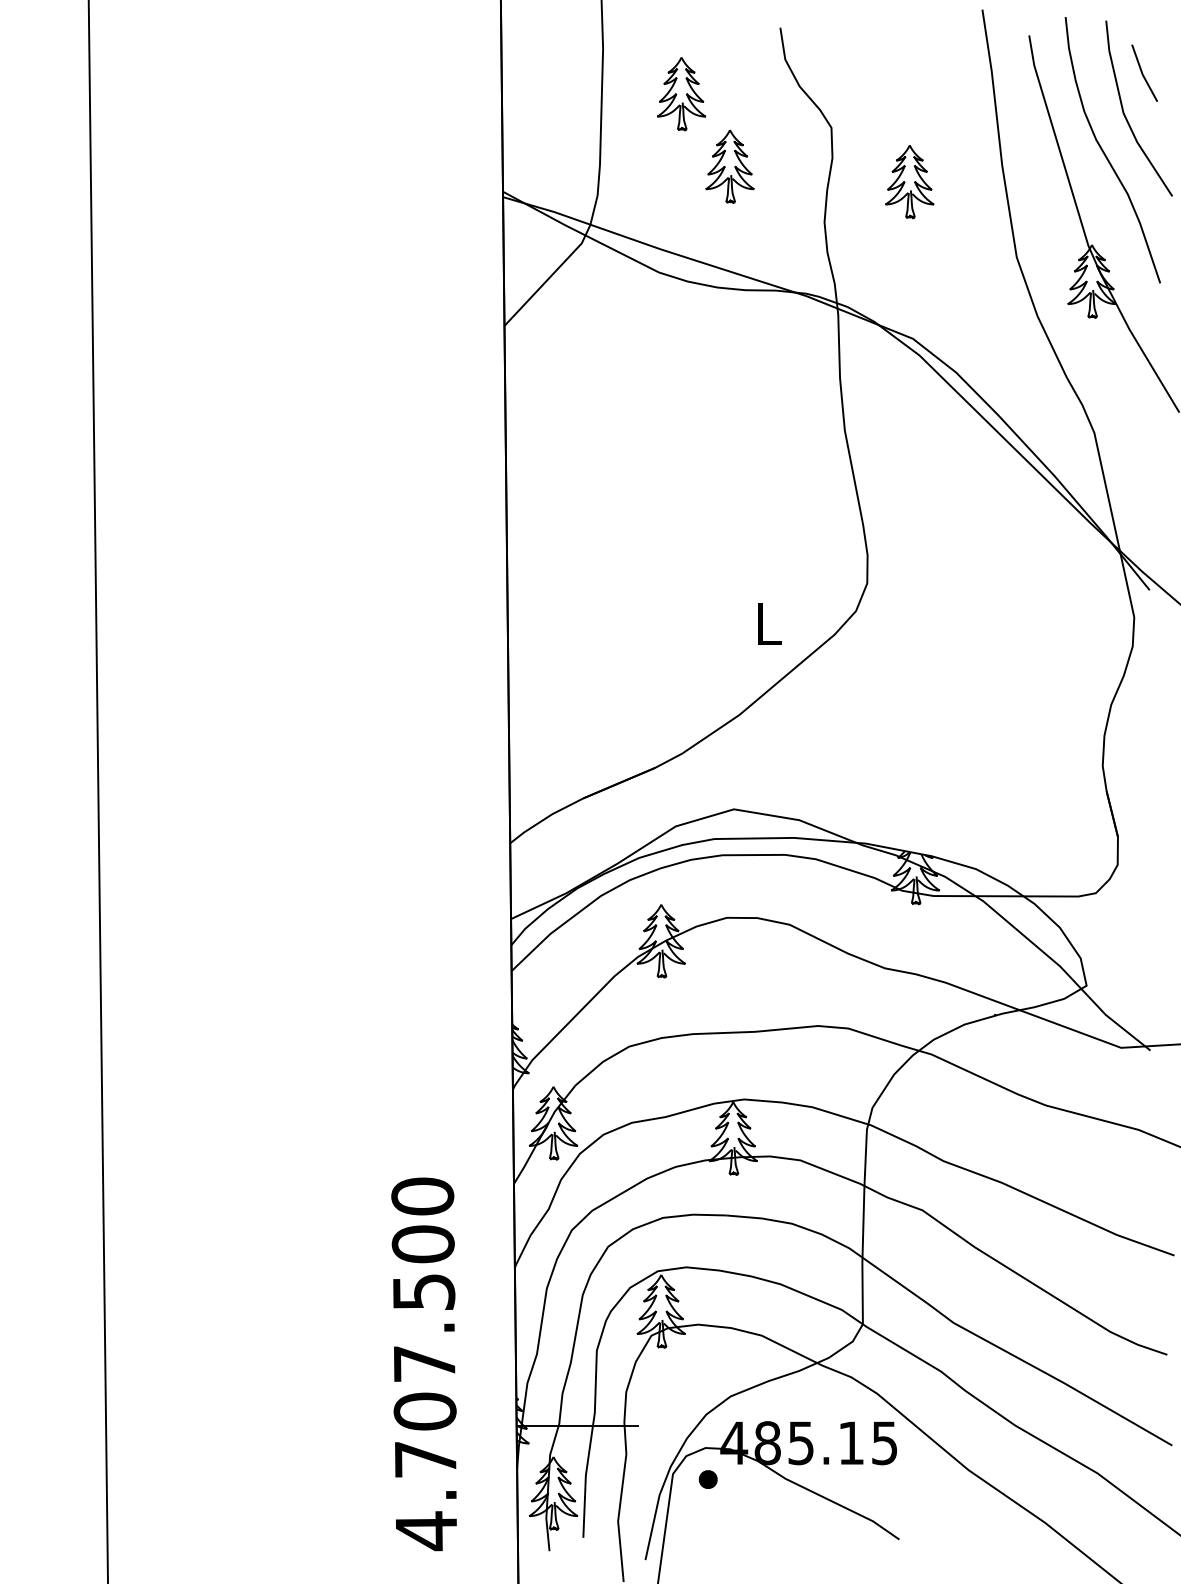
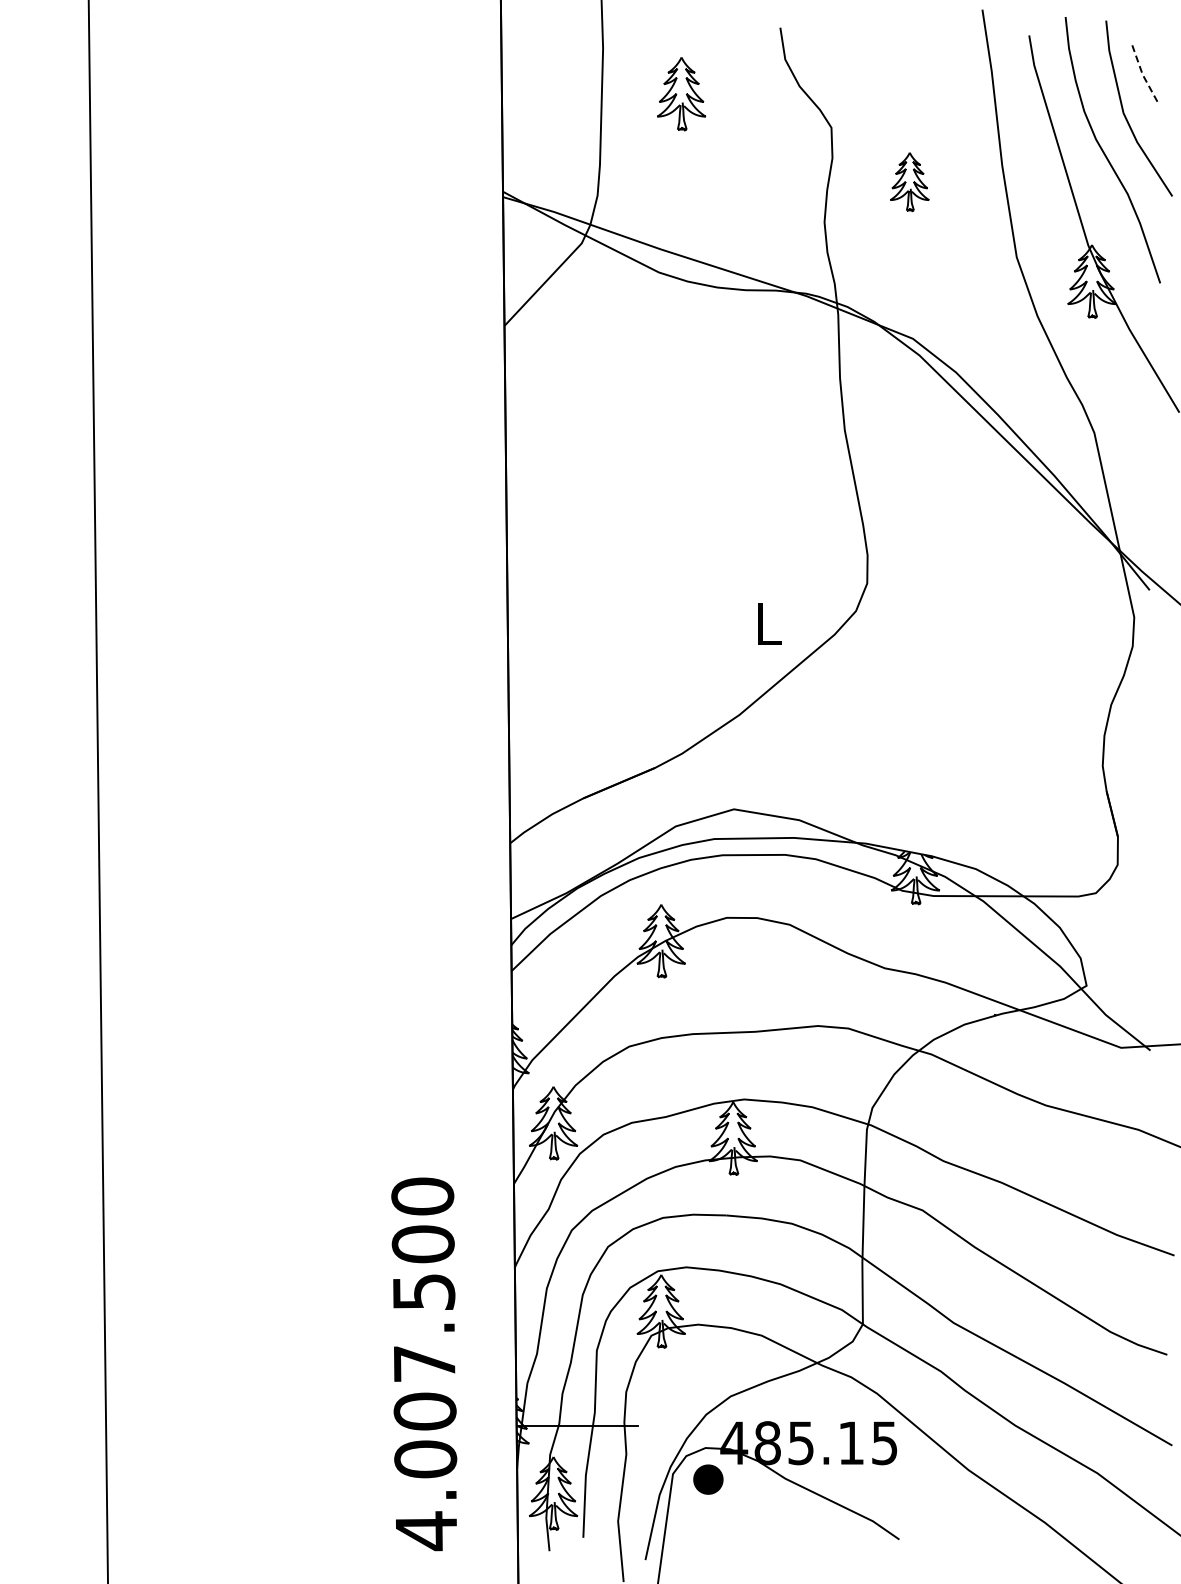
line: solid -> dashed (1142, 74)
part: present -> none (729, 166)
part size: 50x75 px -> 40x61 px (909, 182)
text: 4.707.500 -> 4.007.500 (425, 1459)
part size: 20x19 px -> 31x31 px (708, 1479)
